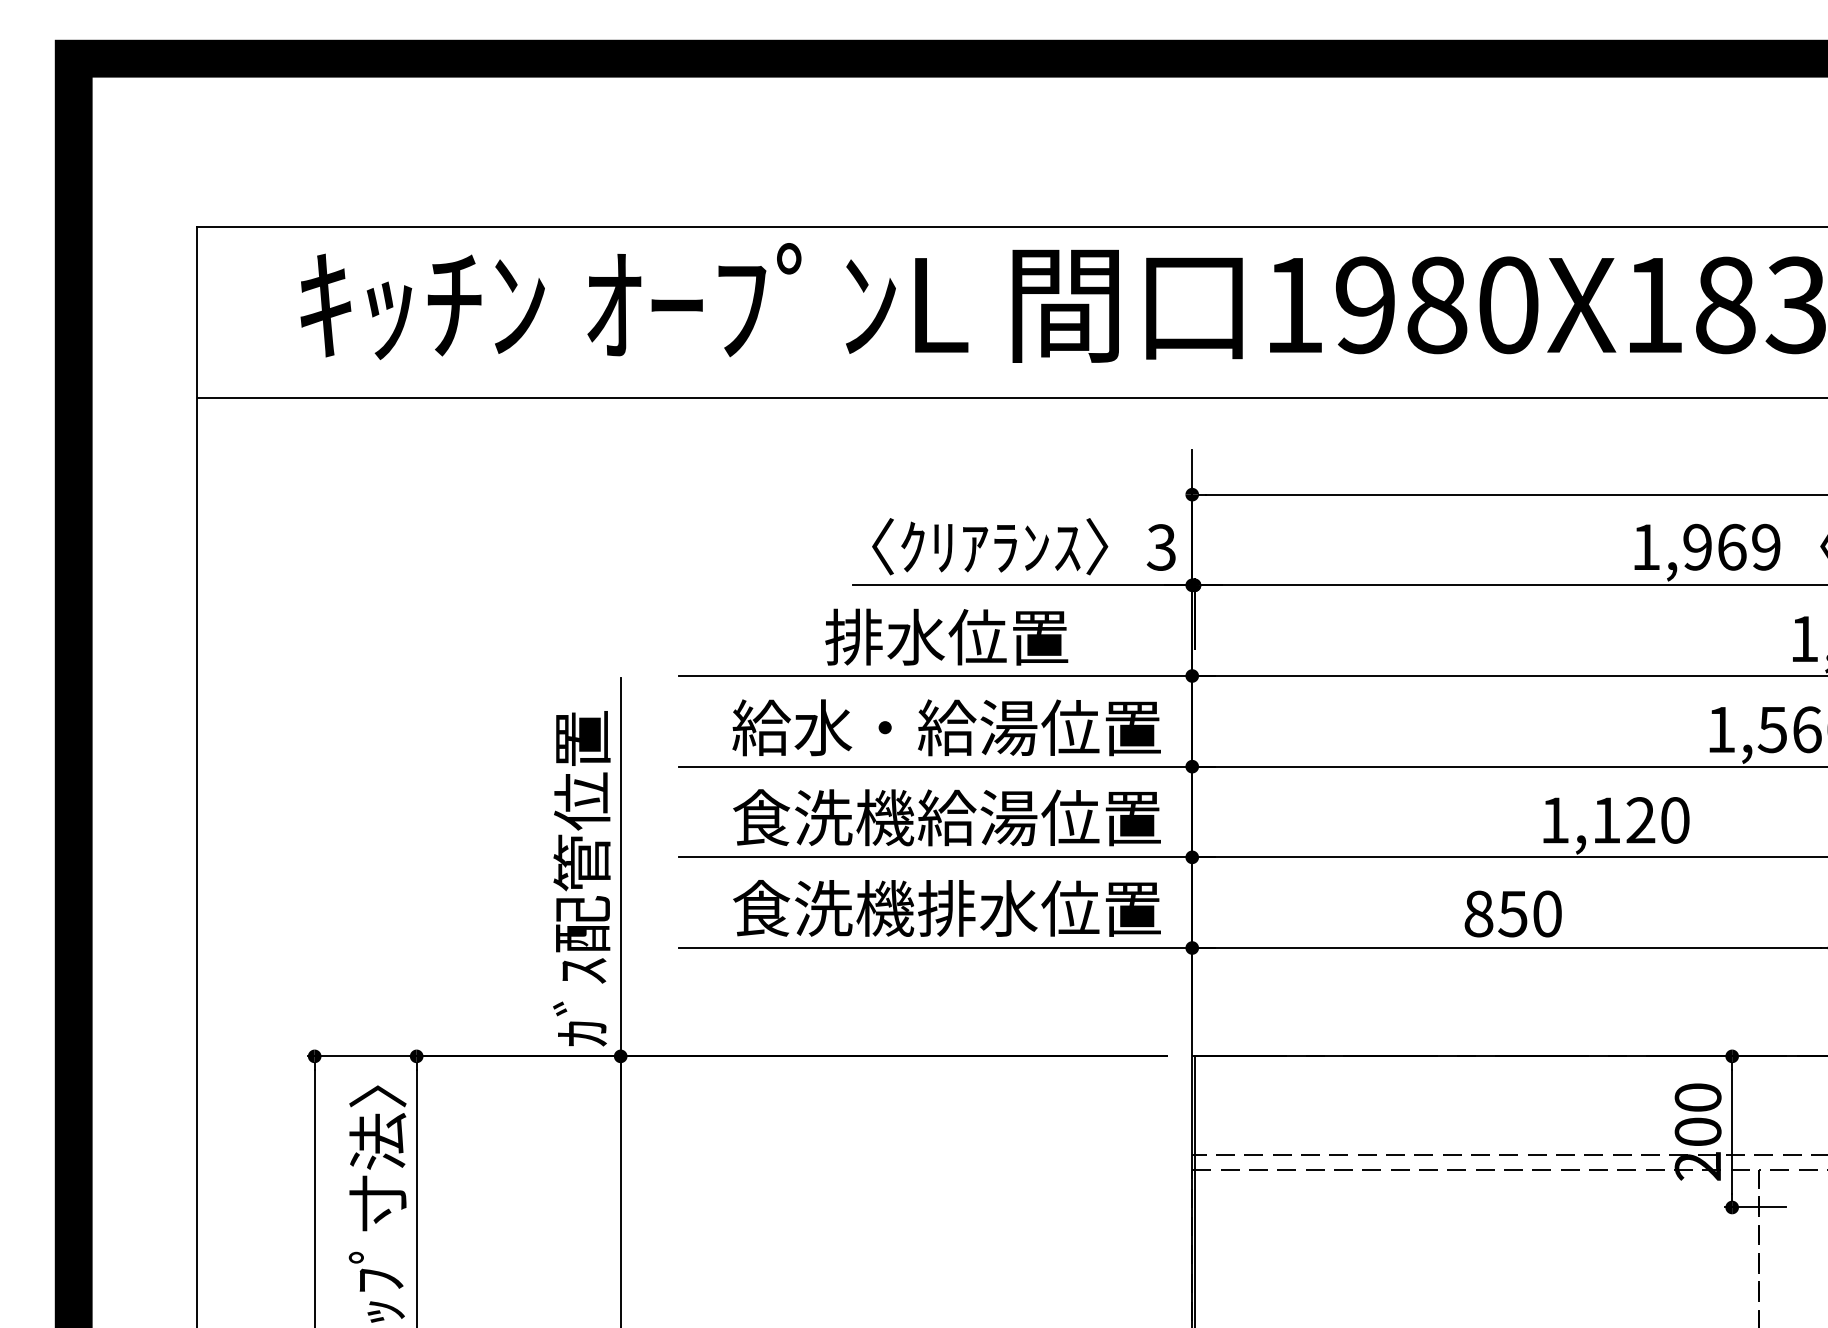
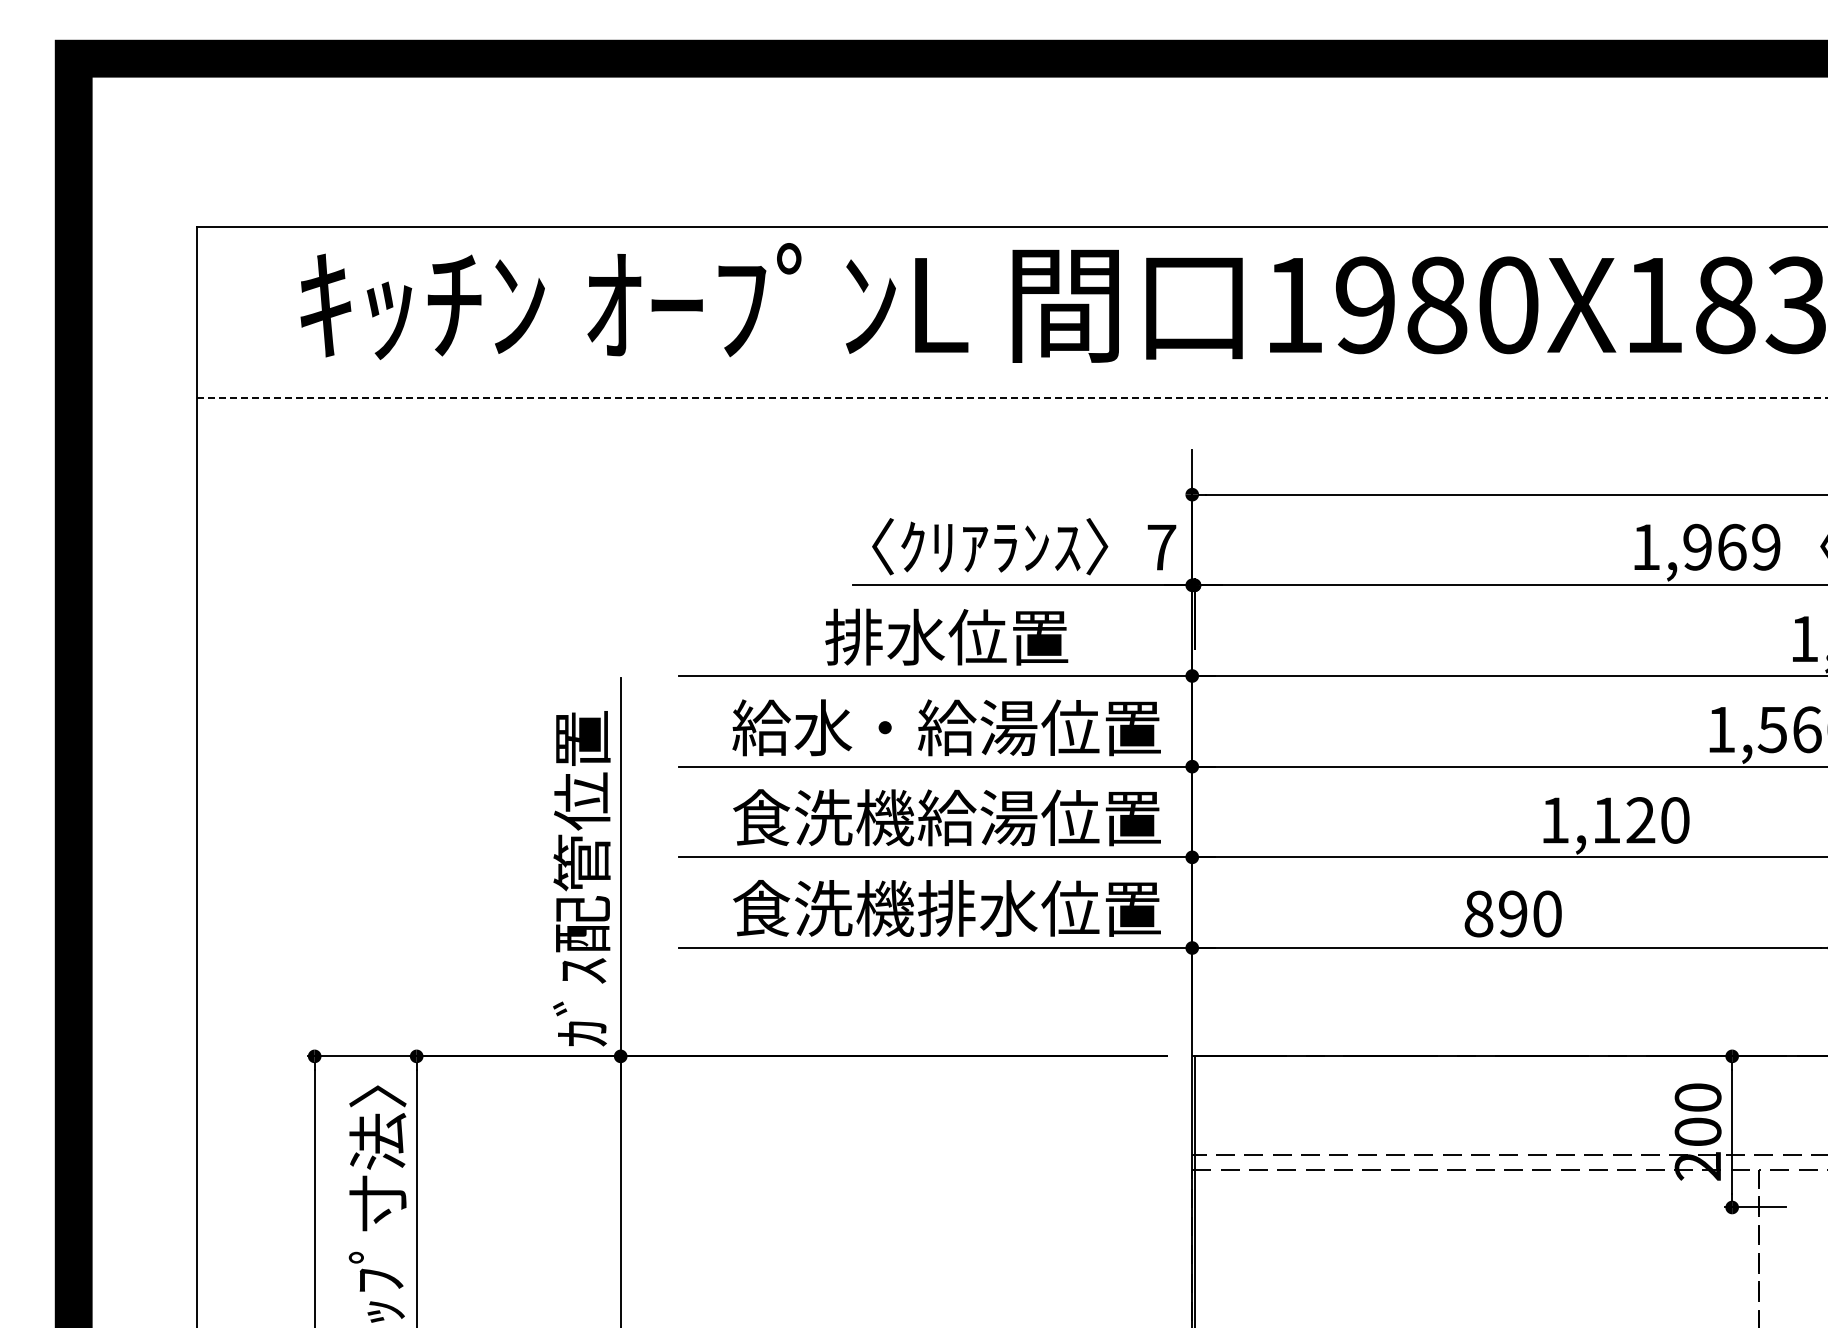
line: solid -> dashed (1012, 397)
text: 3 -> 7 (1161, 547)
text: 850 -> 890 (1512, 913)
